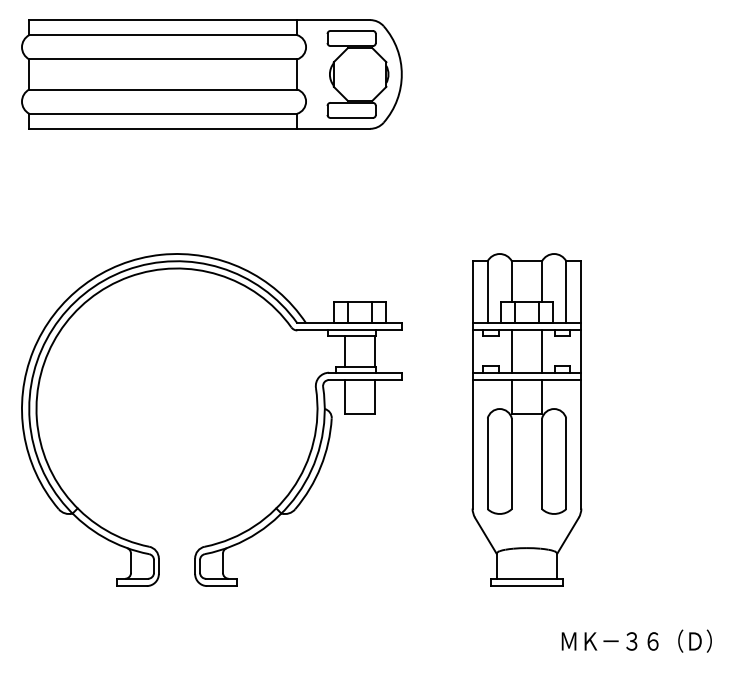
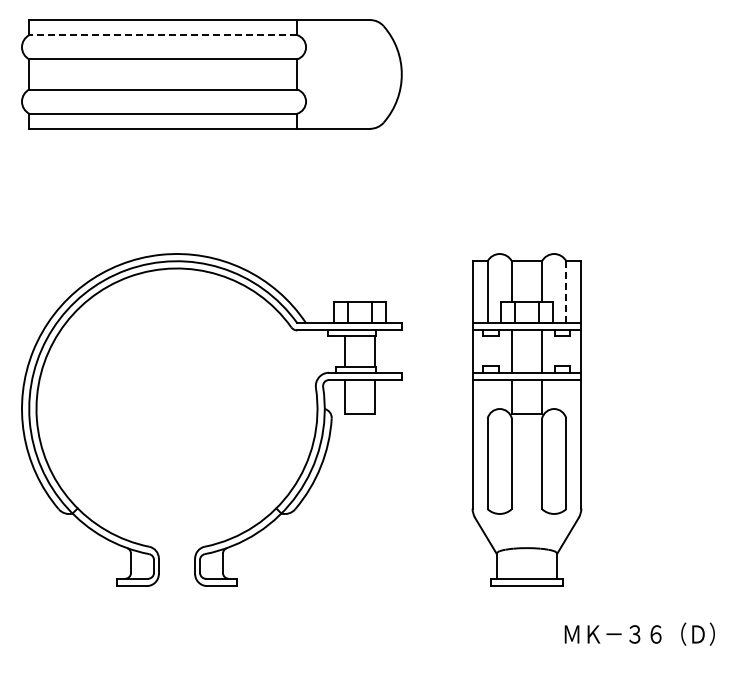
line: solid -> dashed (162, 35)
part: present -> none (357, 74)
line: solid -> dashed (566, 292)
text position: (636, 640) -> (639, 633) (639, 633)
